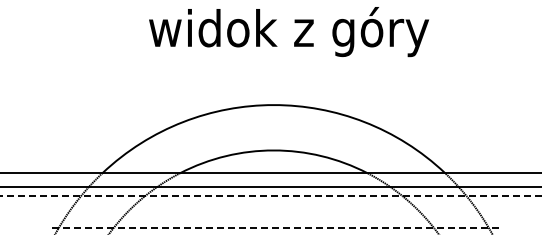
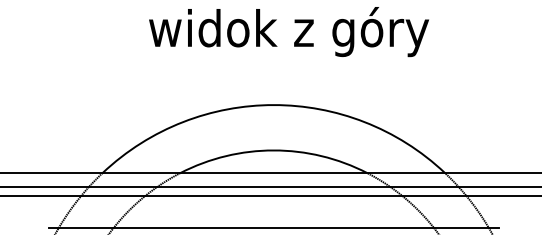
line: dashed -> solid (270, 195)
line: dashed -> solid (273, 228)
